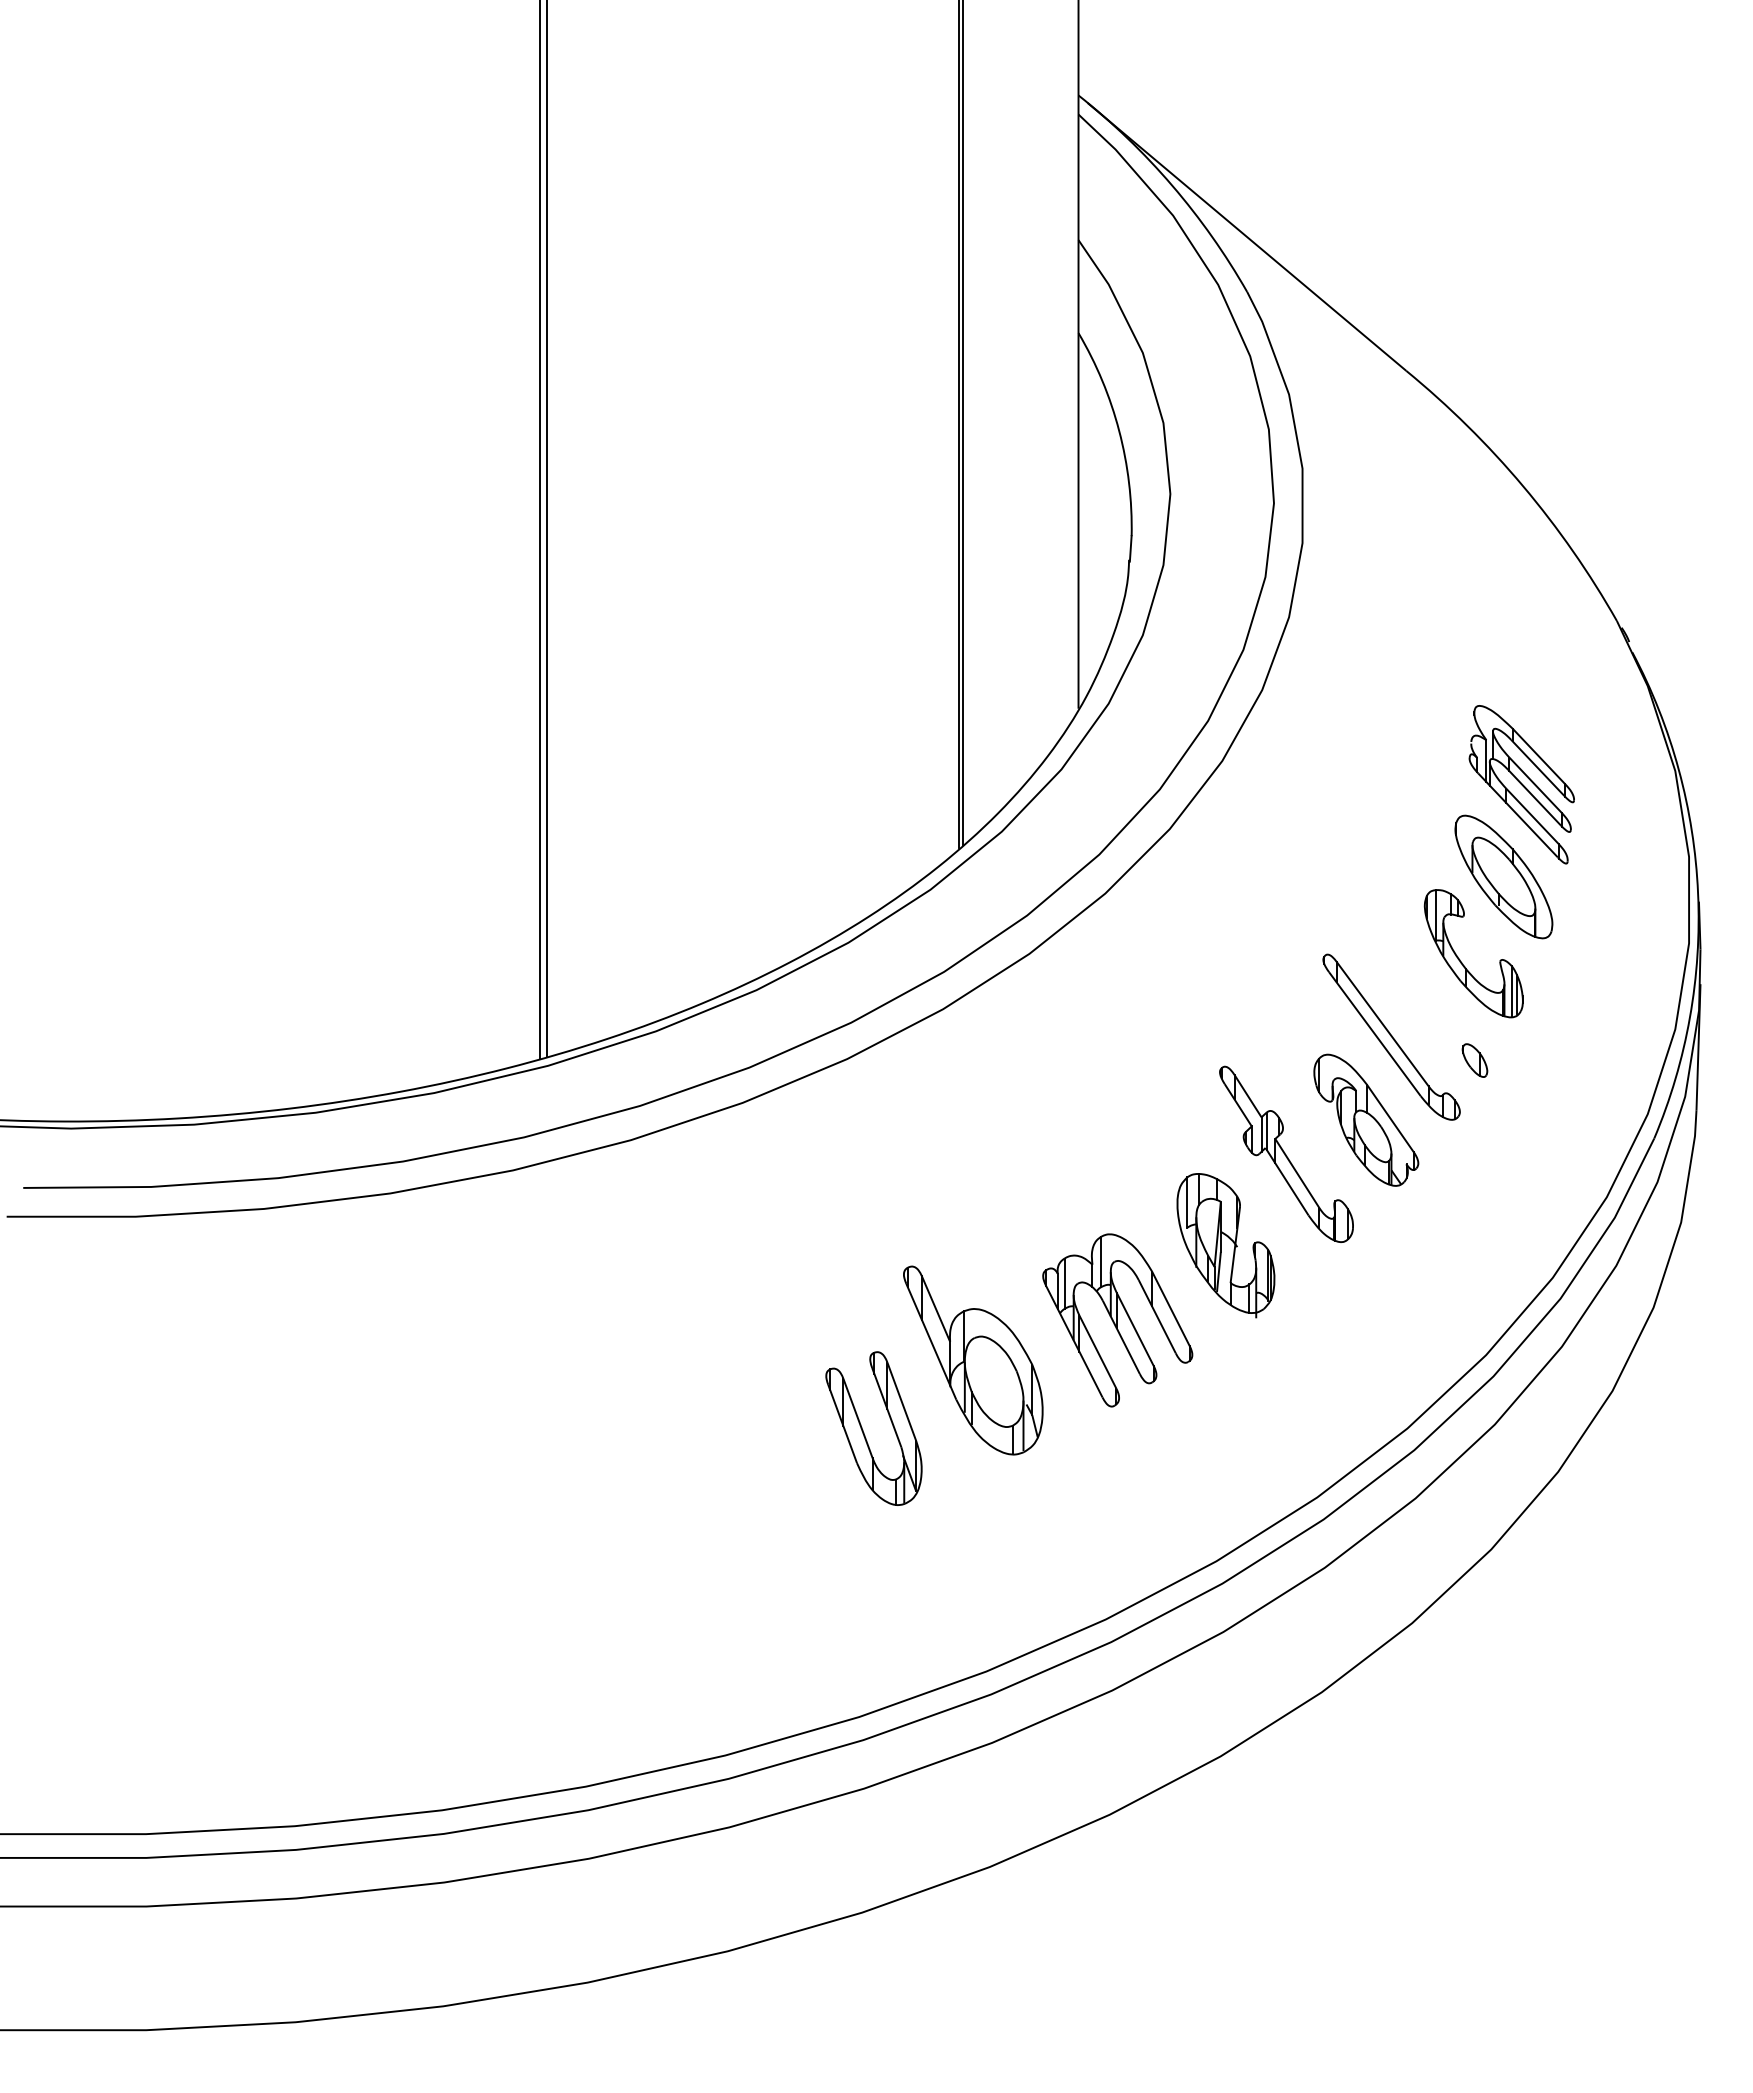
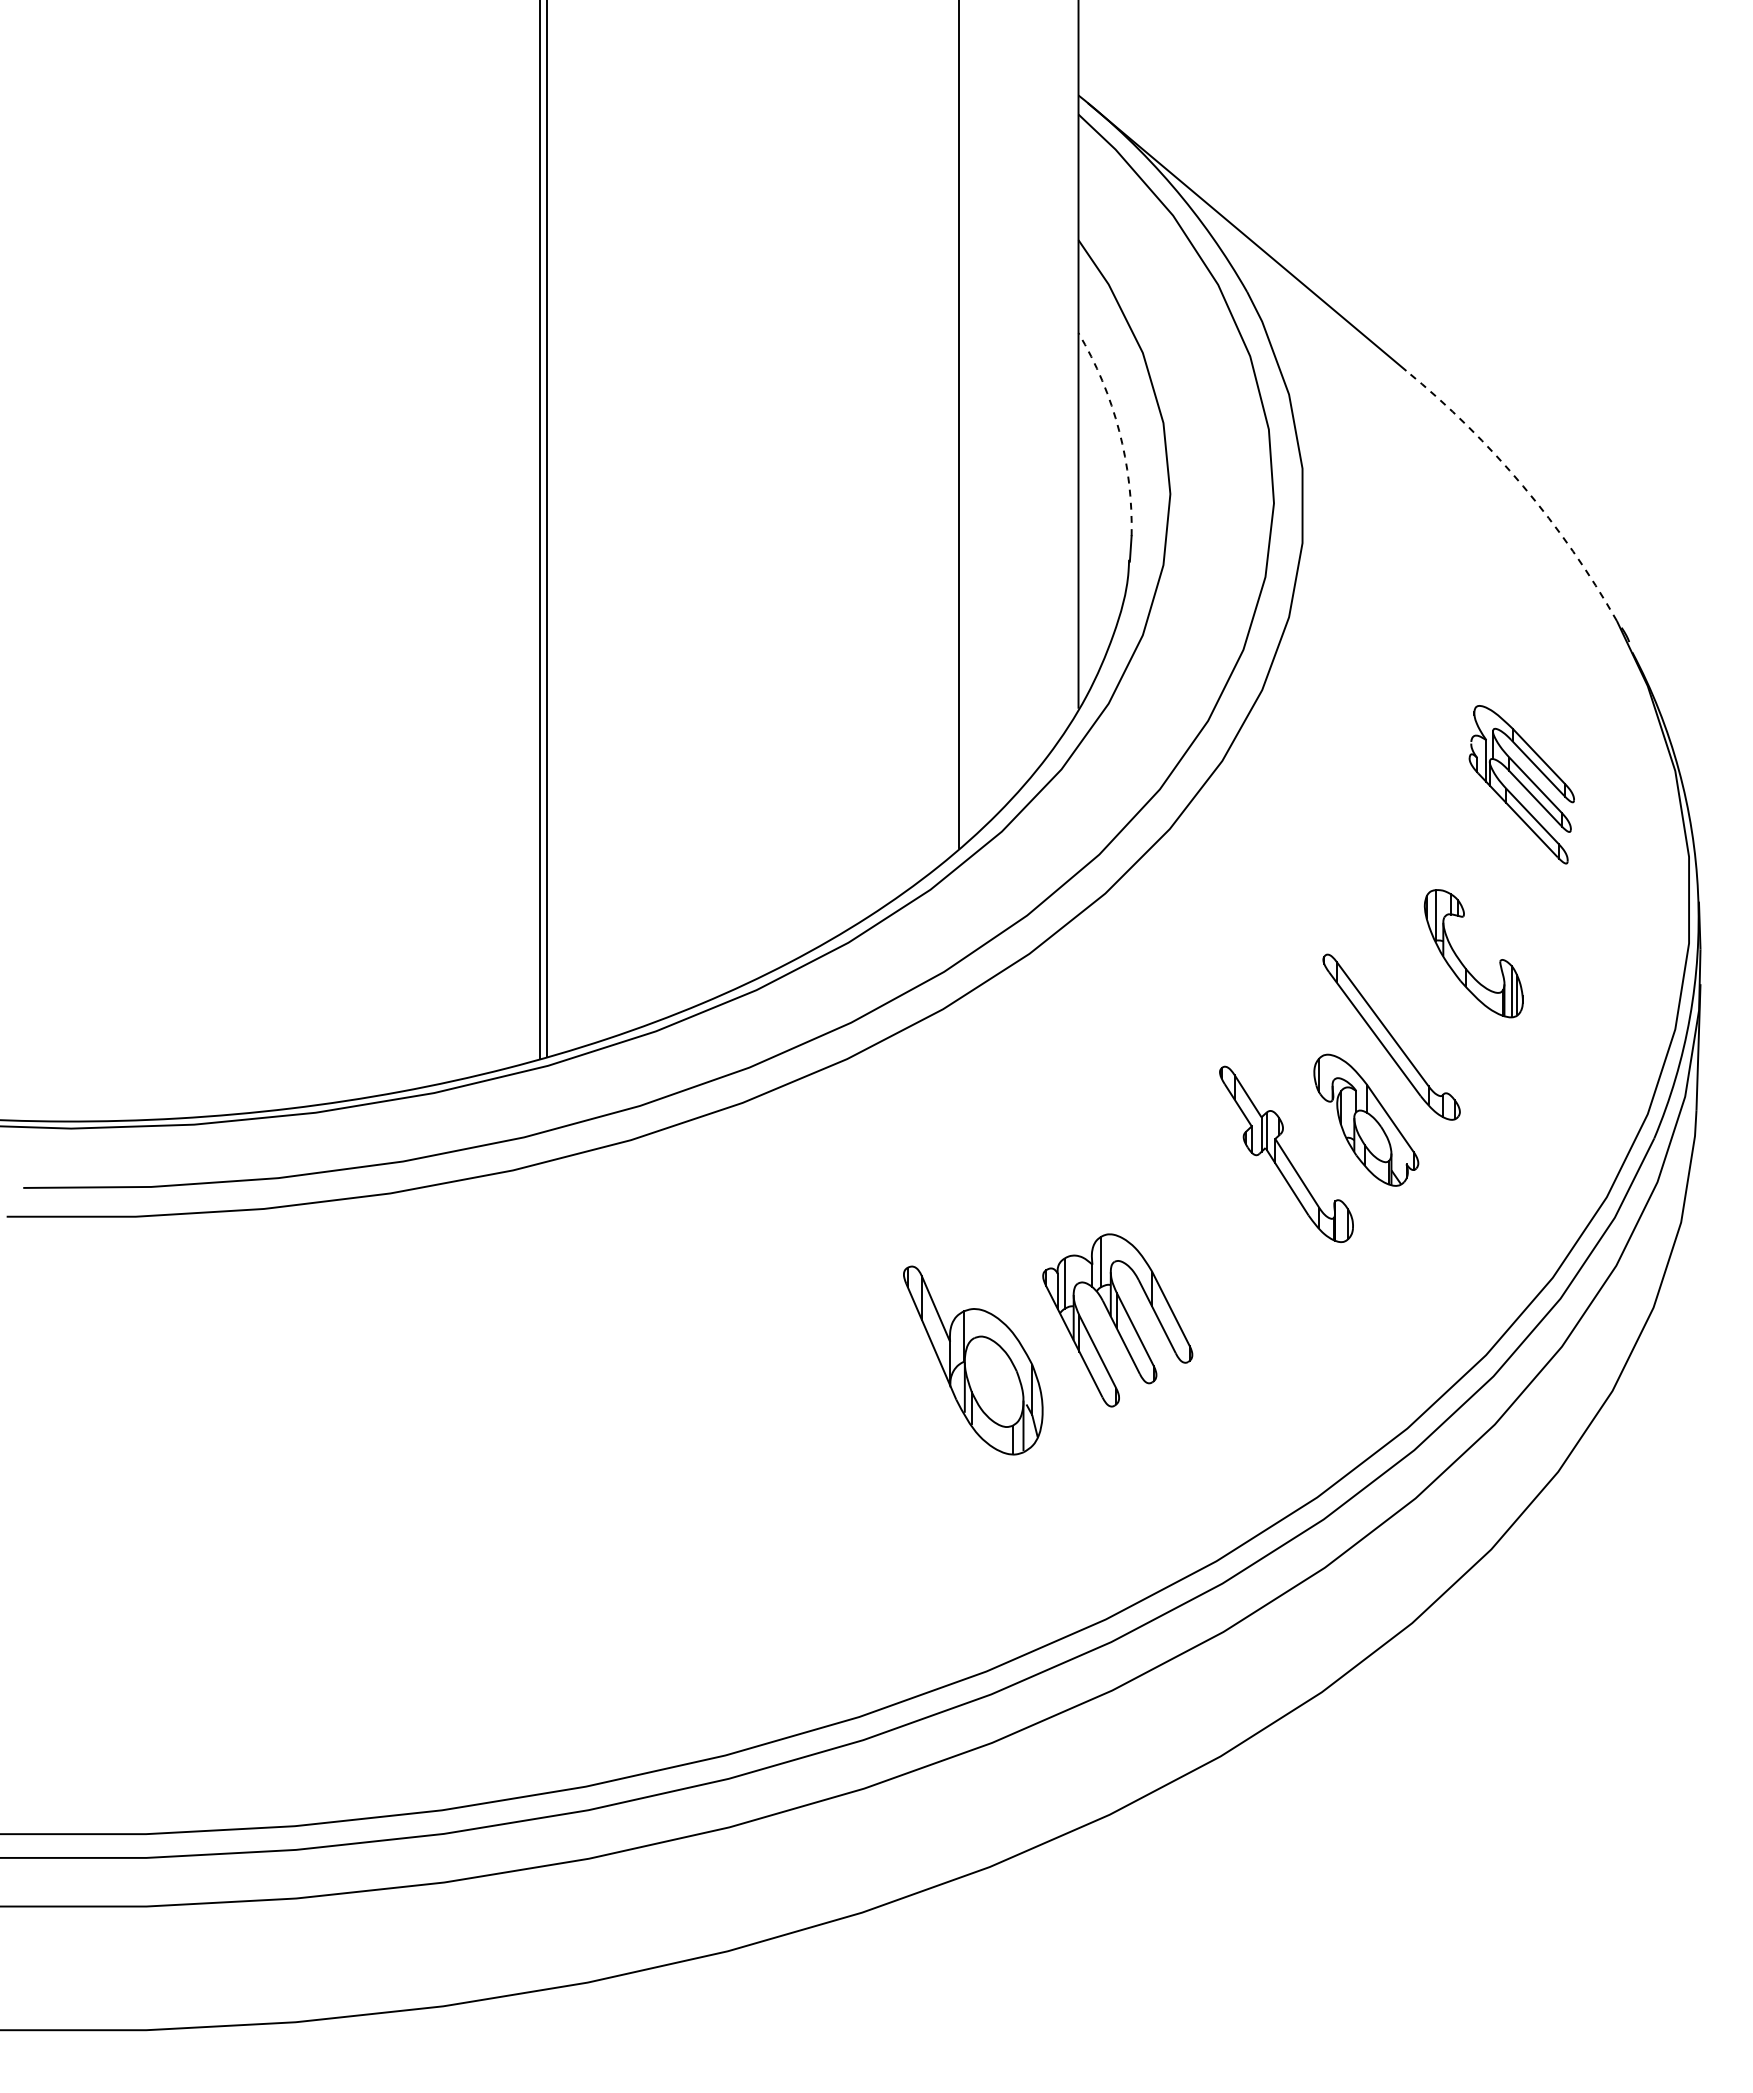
line: present -> none (962, 423)
arc: solid -> dashed (1119, 430)
arc: solid -> dashed (1523, 486)
part: present -> none (1503, 876)
part: present -> none (1474, 1060)
part: present -> none (1225, 1245)
part: present -> none (864, 1432)
